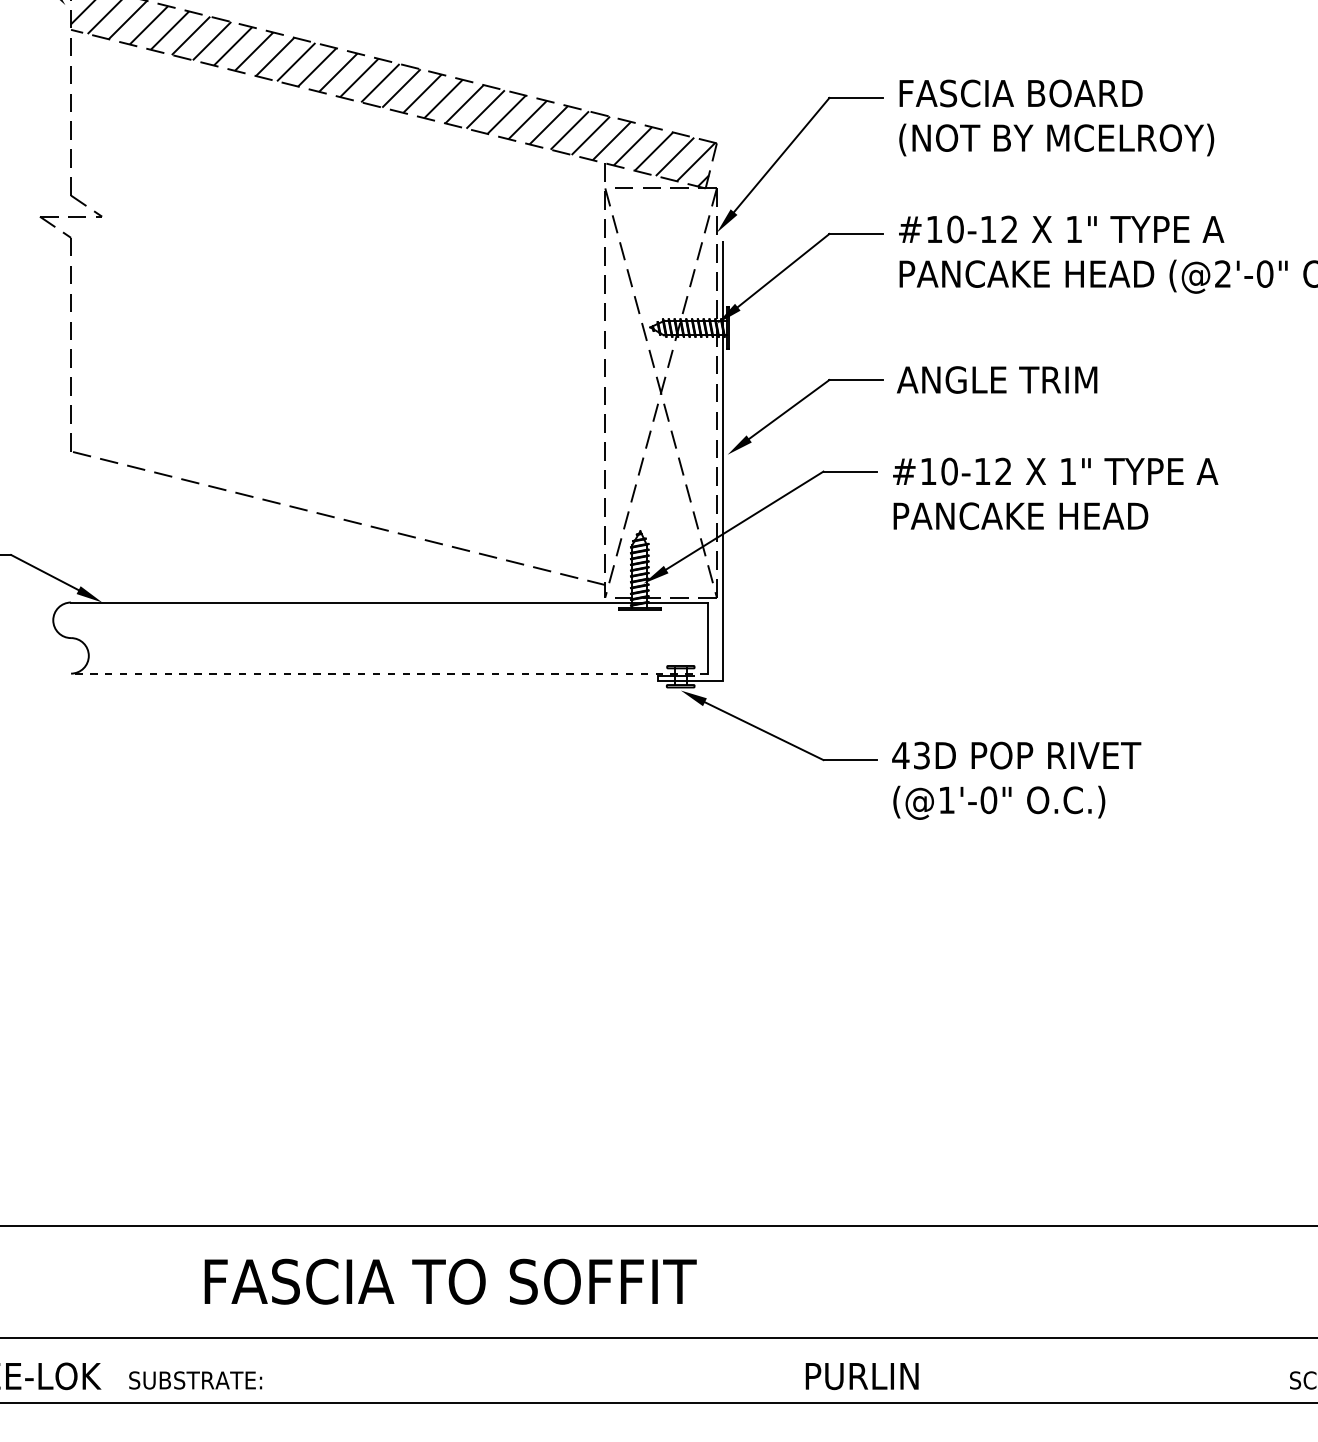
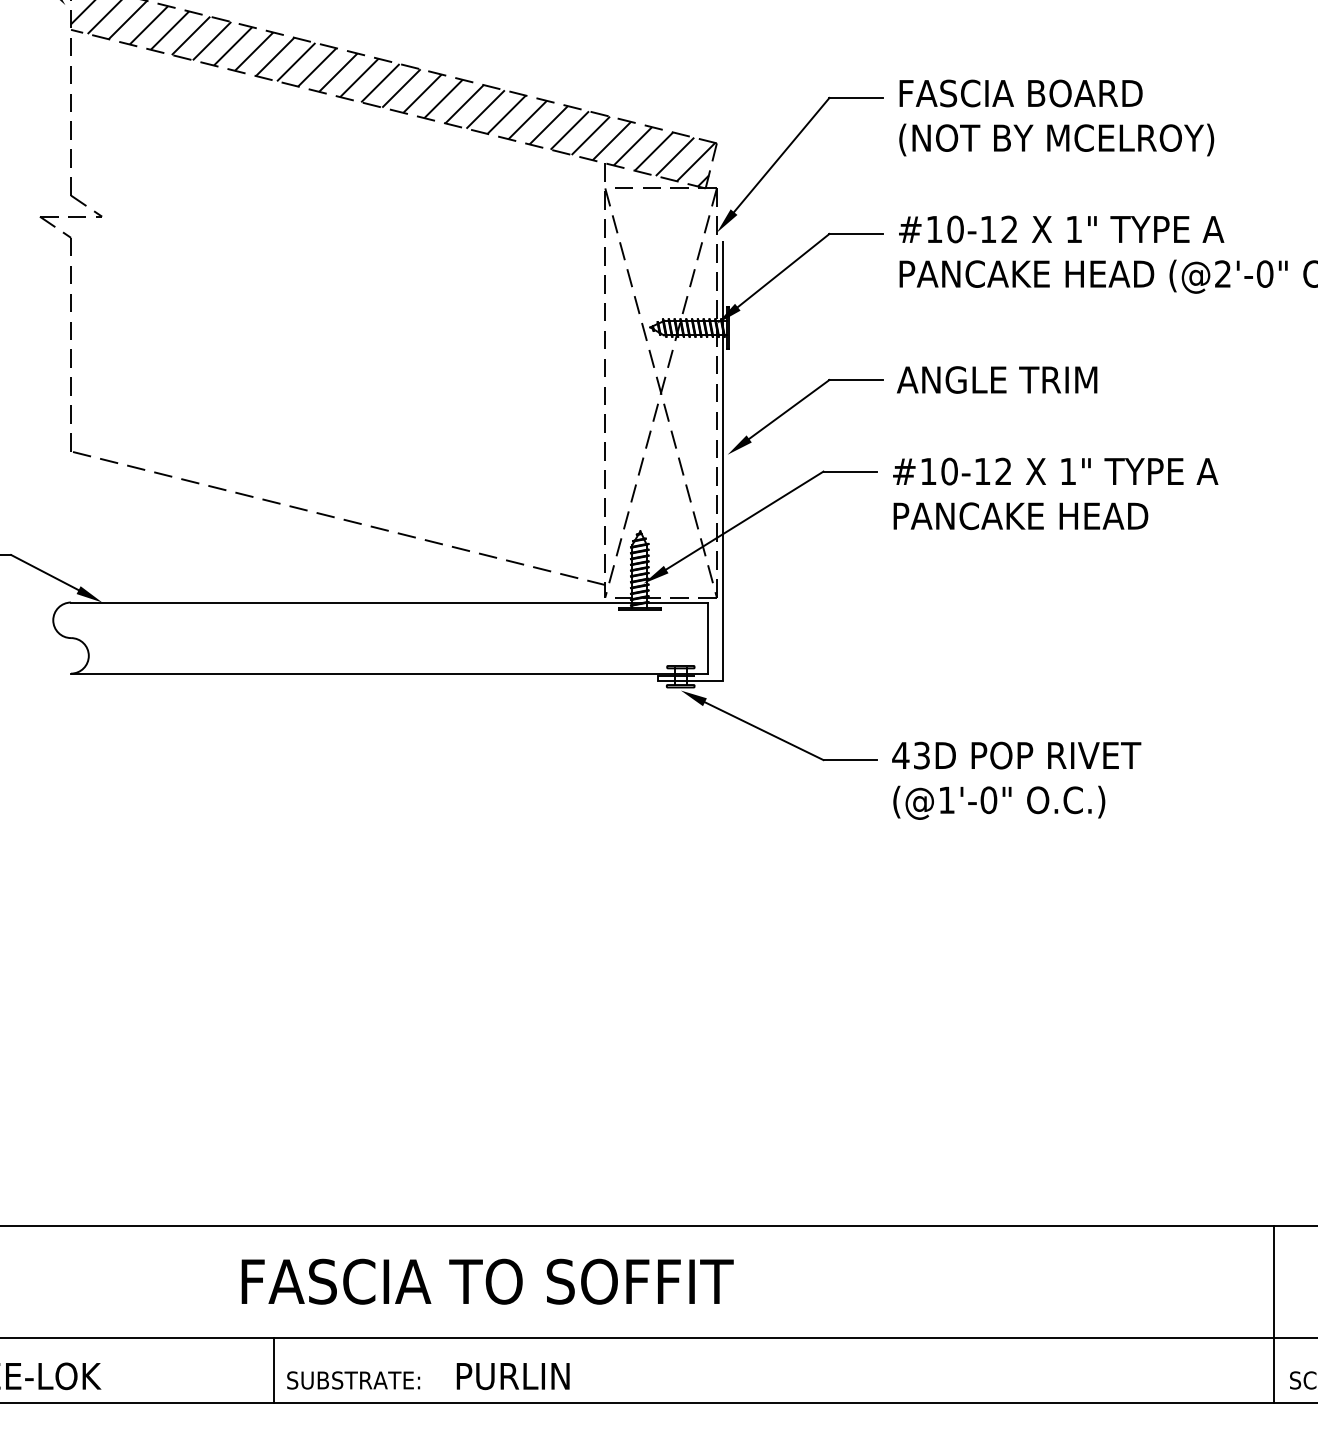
line: dashed -> solid (388, 673)
text position: (450, 1281) -> (487, 1281) (487, 1281)
line: none -> present (1274, 1313)
line: none -> present (274, 1369)
text position: (861, 1376) -> (512, 1376) (512, 1376)
text position: (195, 1380) -> (353, 1380) (353, 1380)
